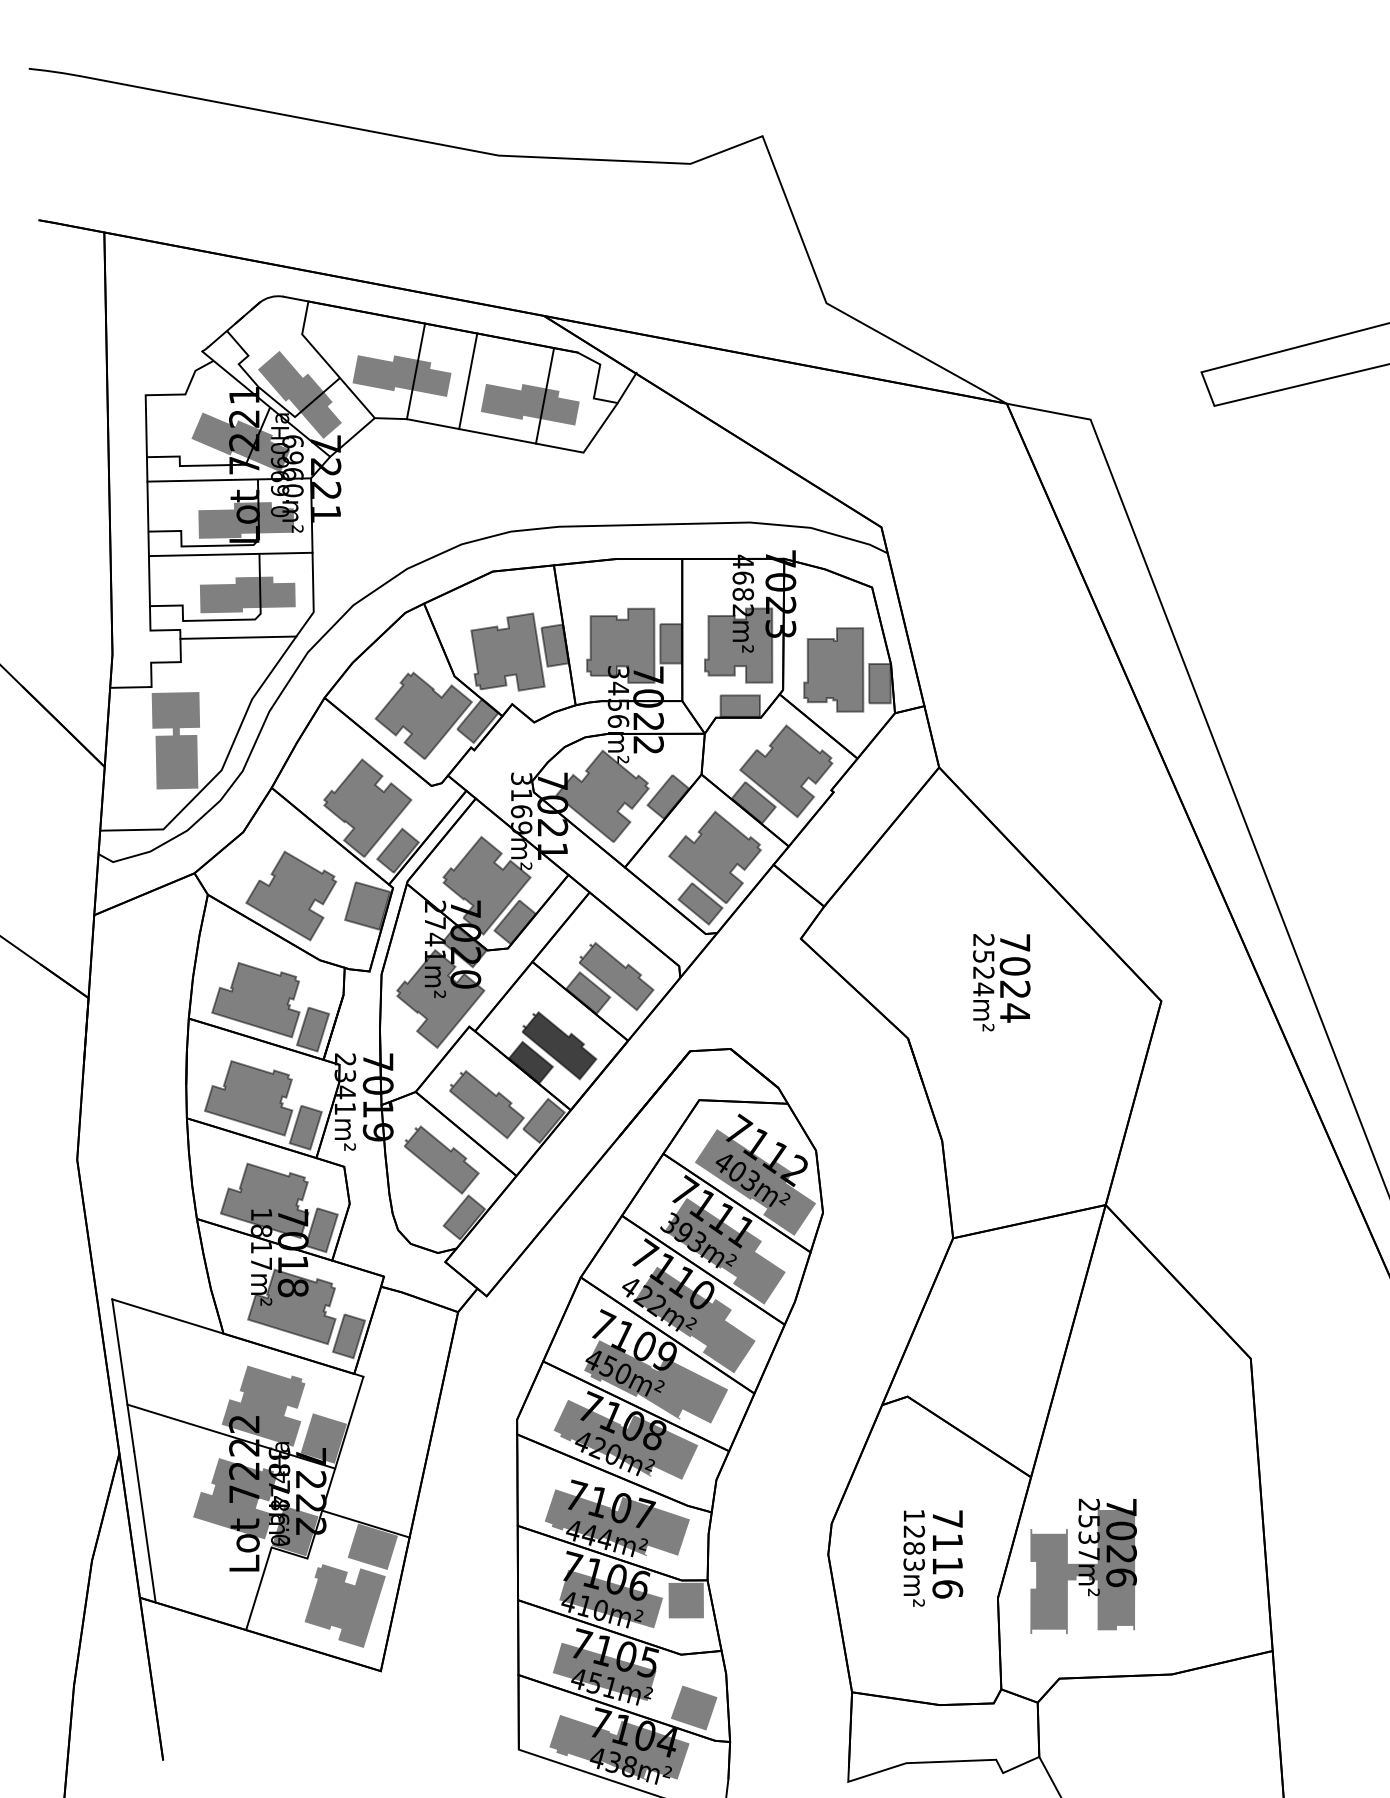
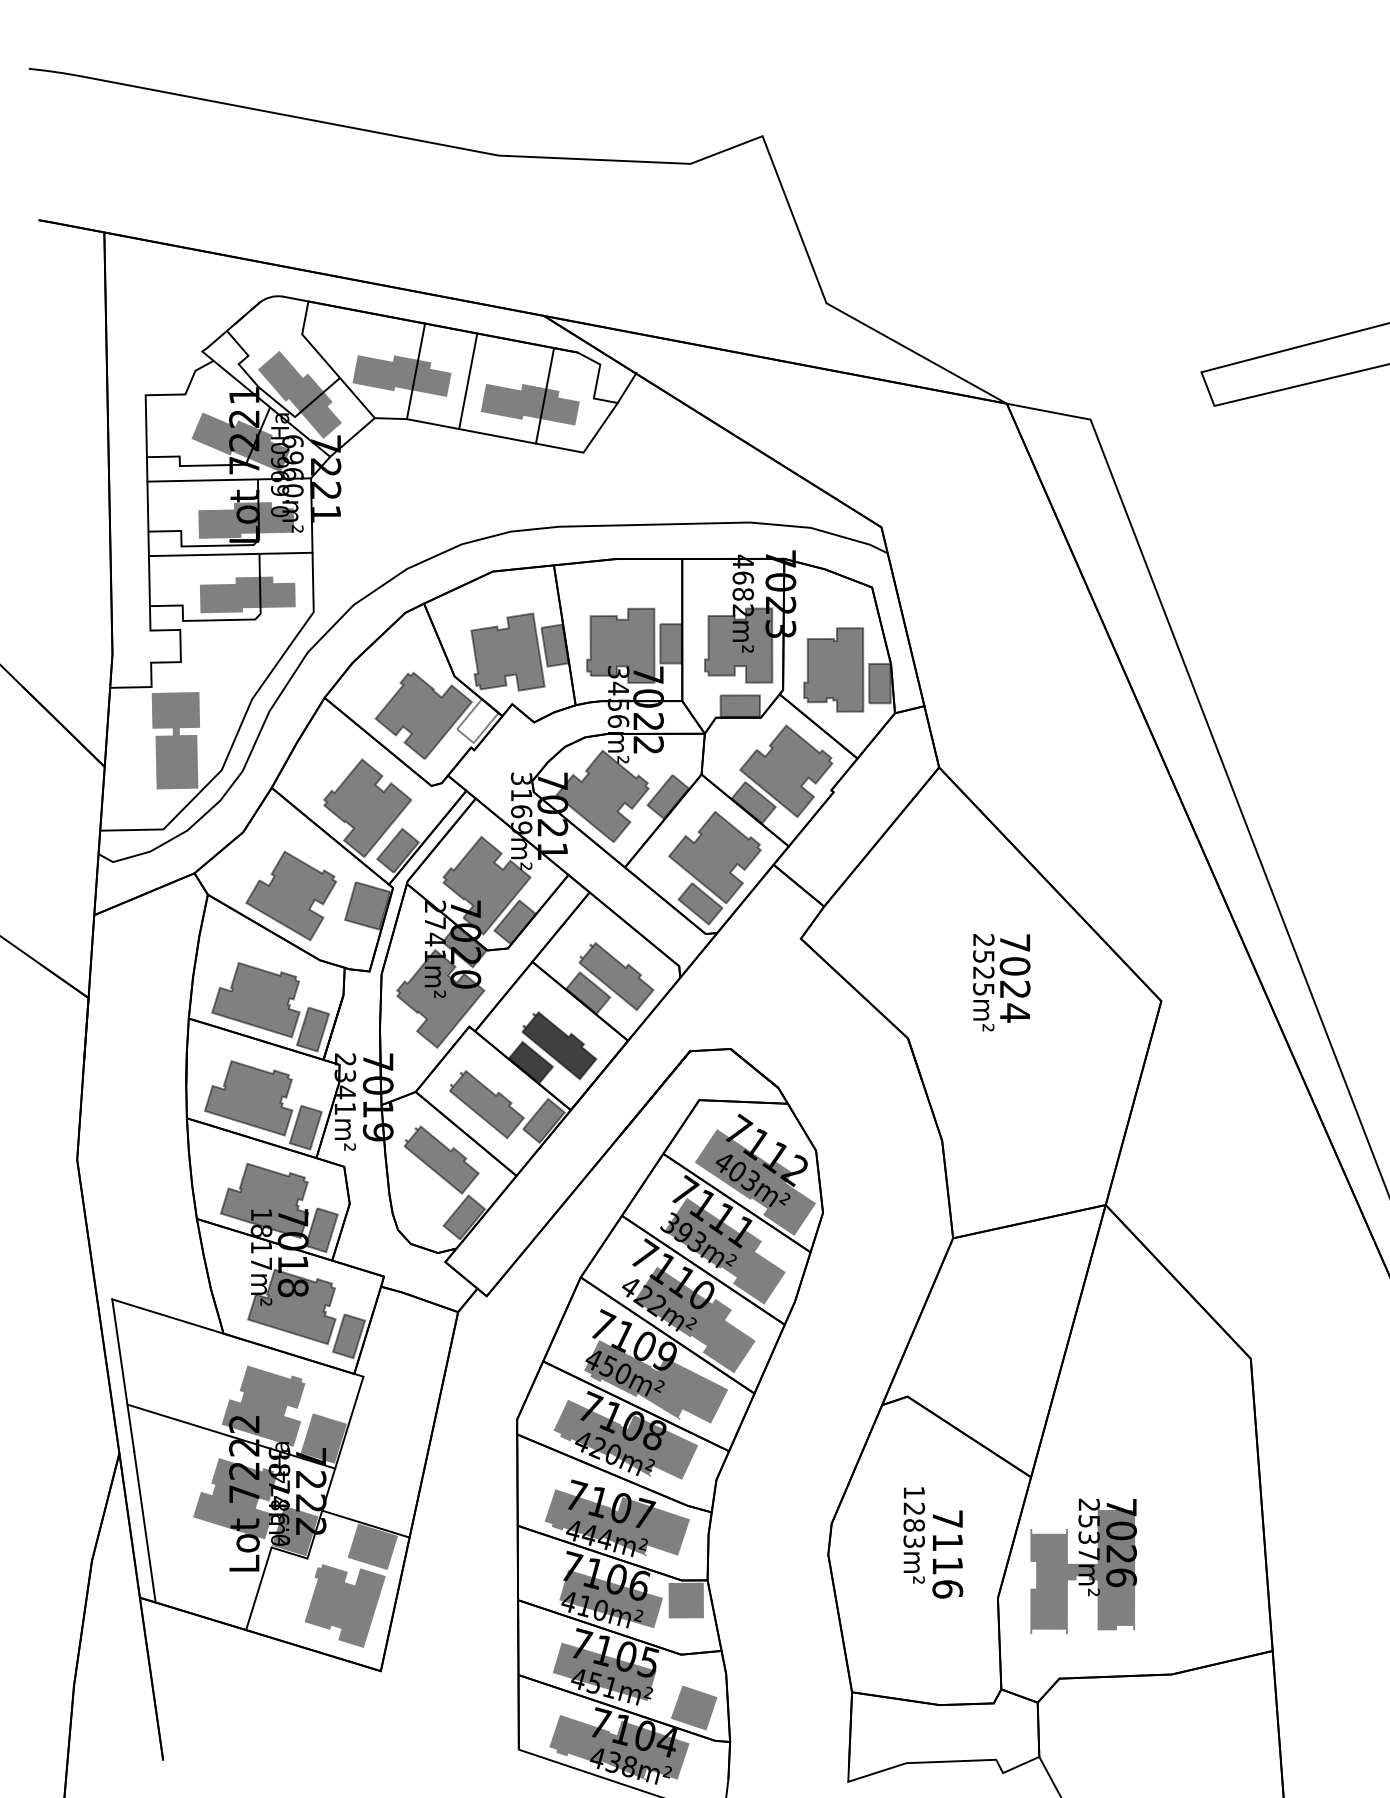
line: present -> none (238, 637)
fill: present -> none (477, 720)
text: 2524m² -> 2525m² (983, 989)
text position: (913, 1558) -> (913, 1535) (913, 1535)
